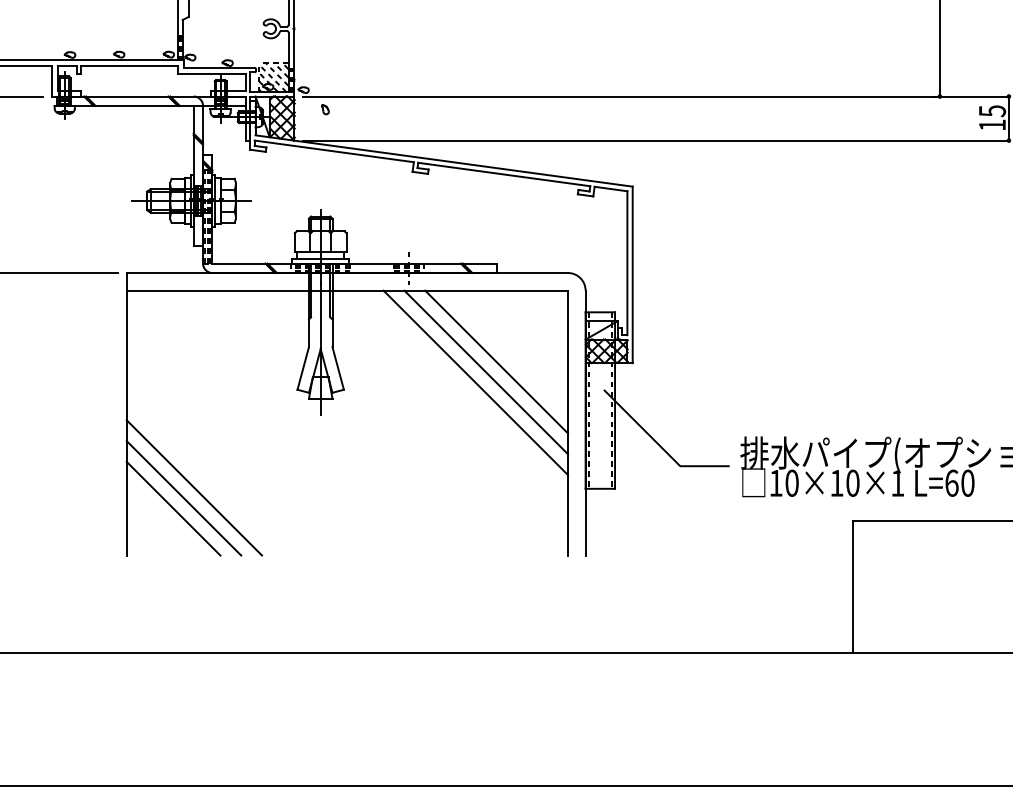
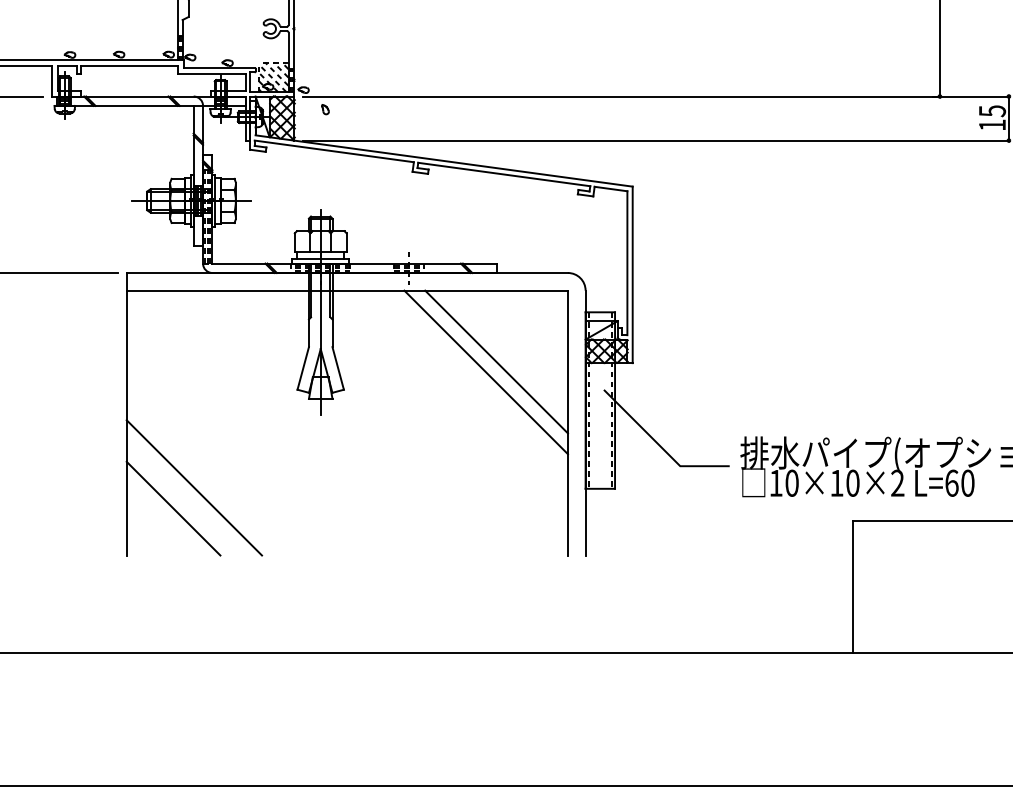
line: present -> none (475, 382)
text: 10×10×1 -> 10×10×2 (897, 482)
line: present -> none (183, 498)
